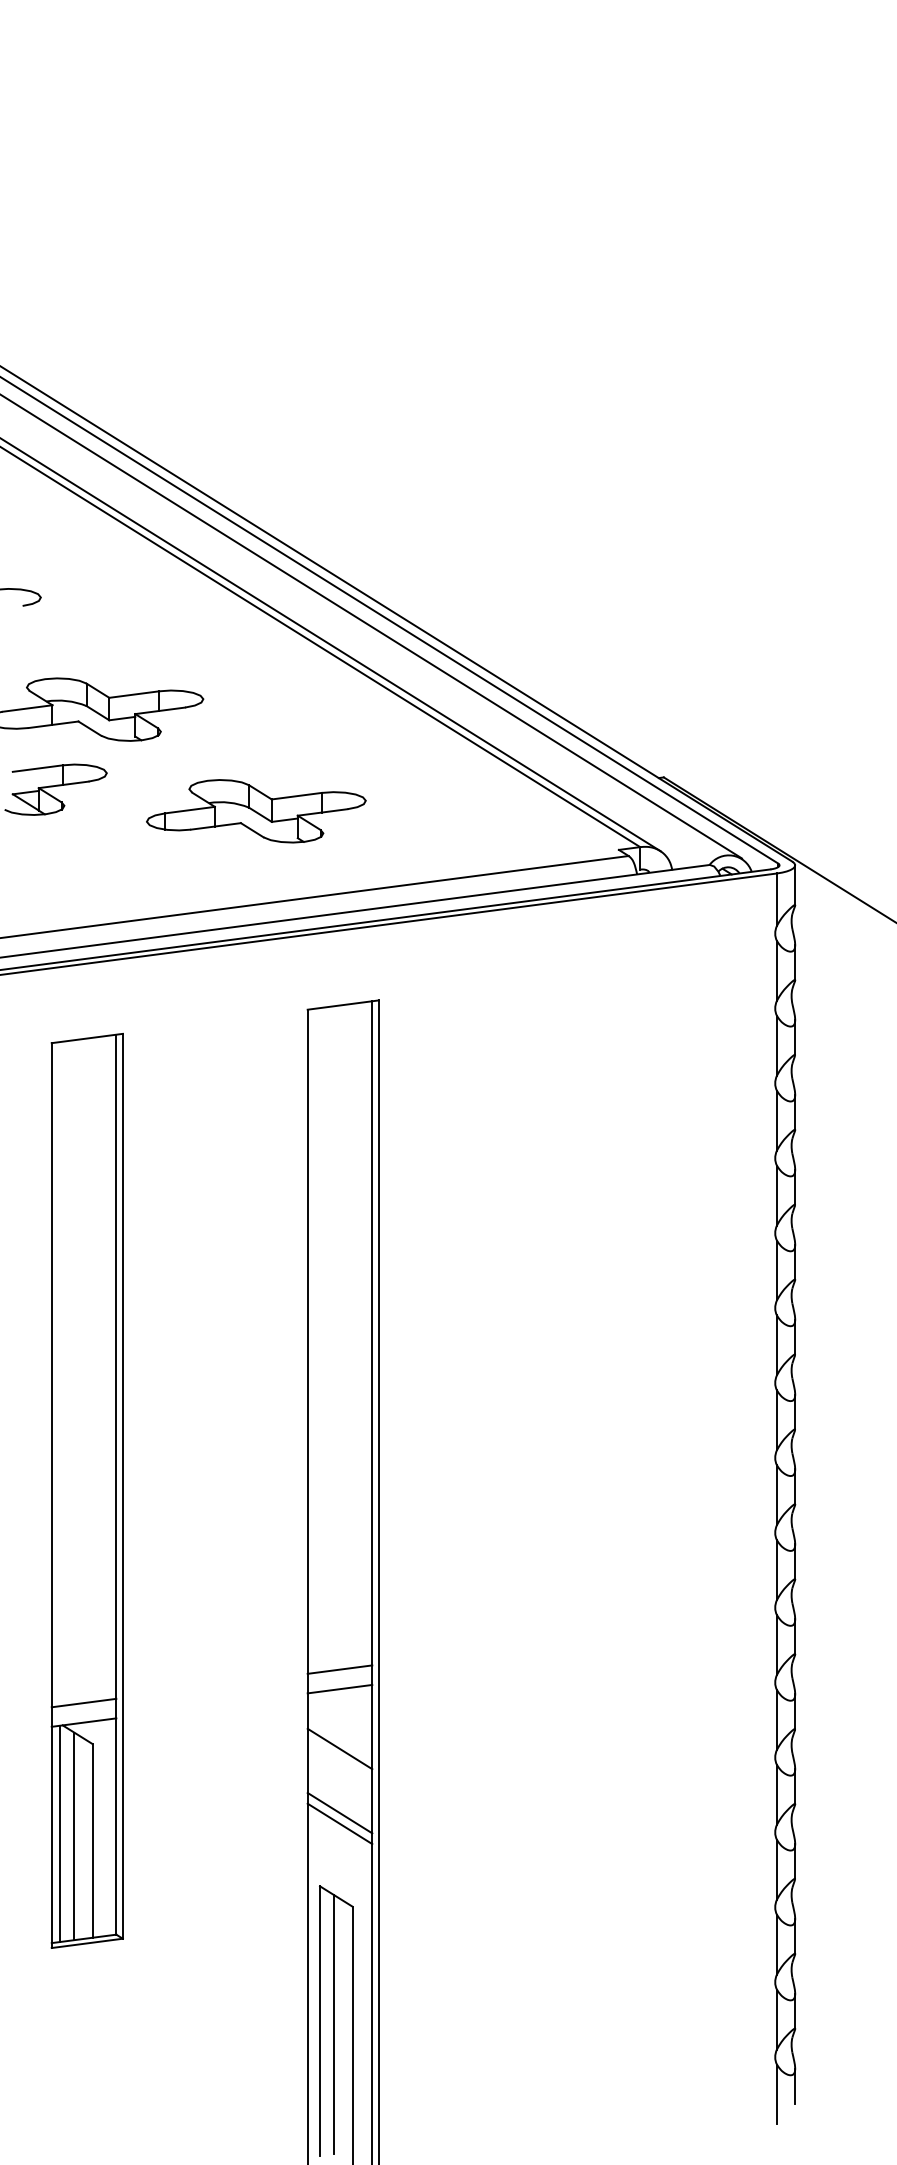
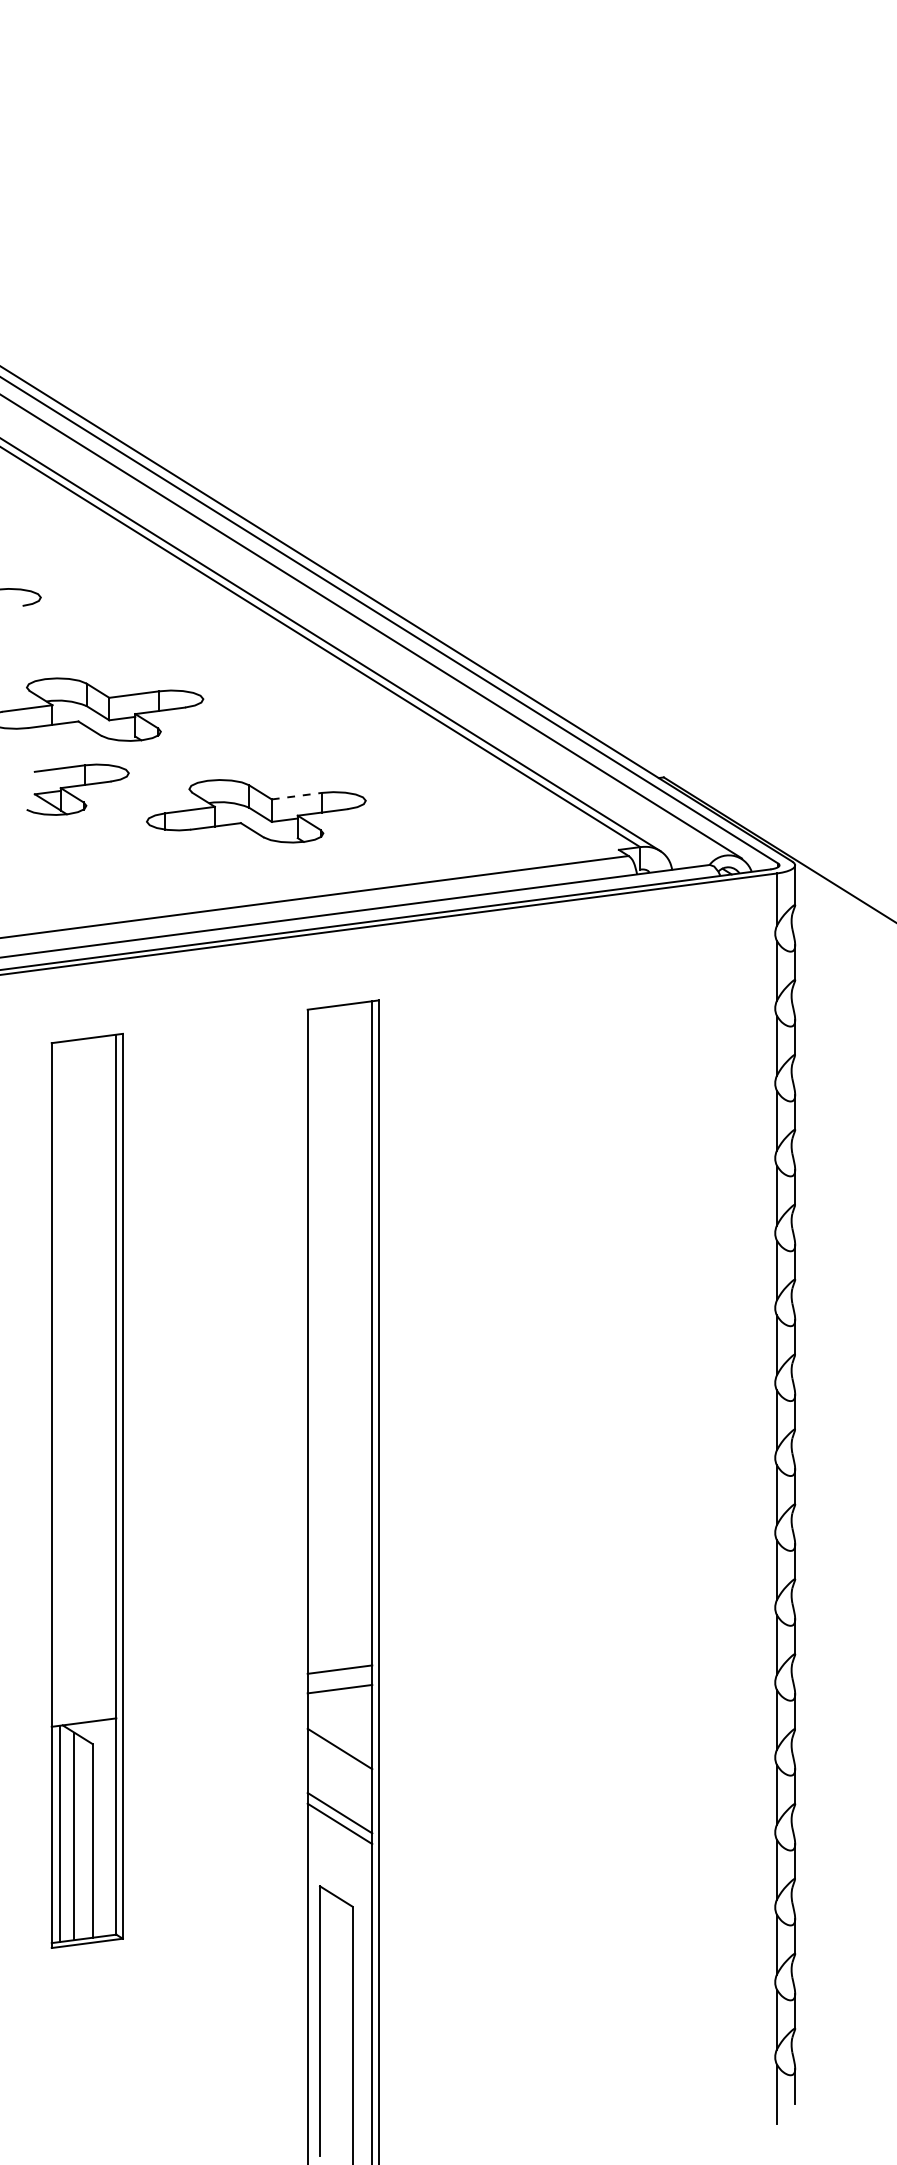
part position: (55, 789) -> (77, 789) (77, 789)
line: solid -> dashed (297, 796)
line: present -> none (83, 1702)
line: present -> none (334, 2024)
